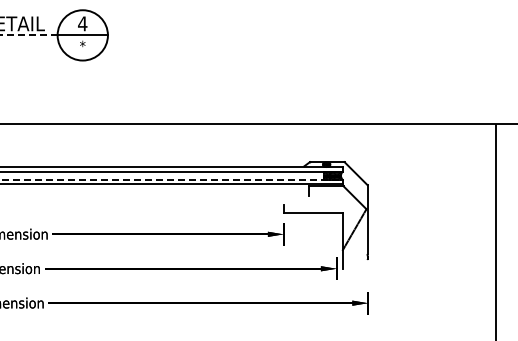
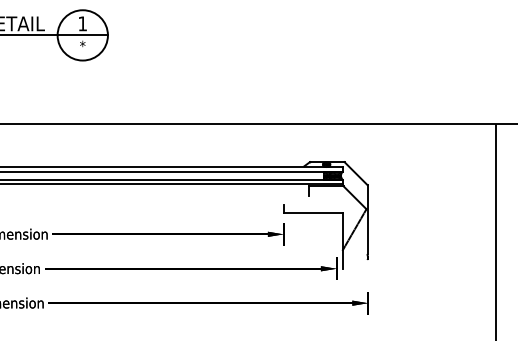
text: 4 -> 1 (82, 23)
line: dashed -> solid (28, 35)
line: dashed -> solid (172, 179)
